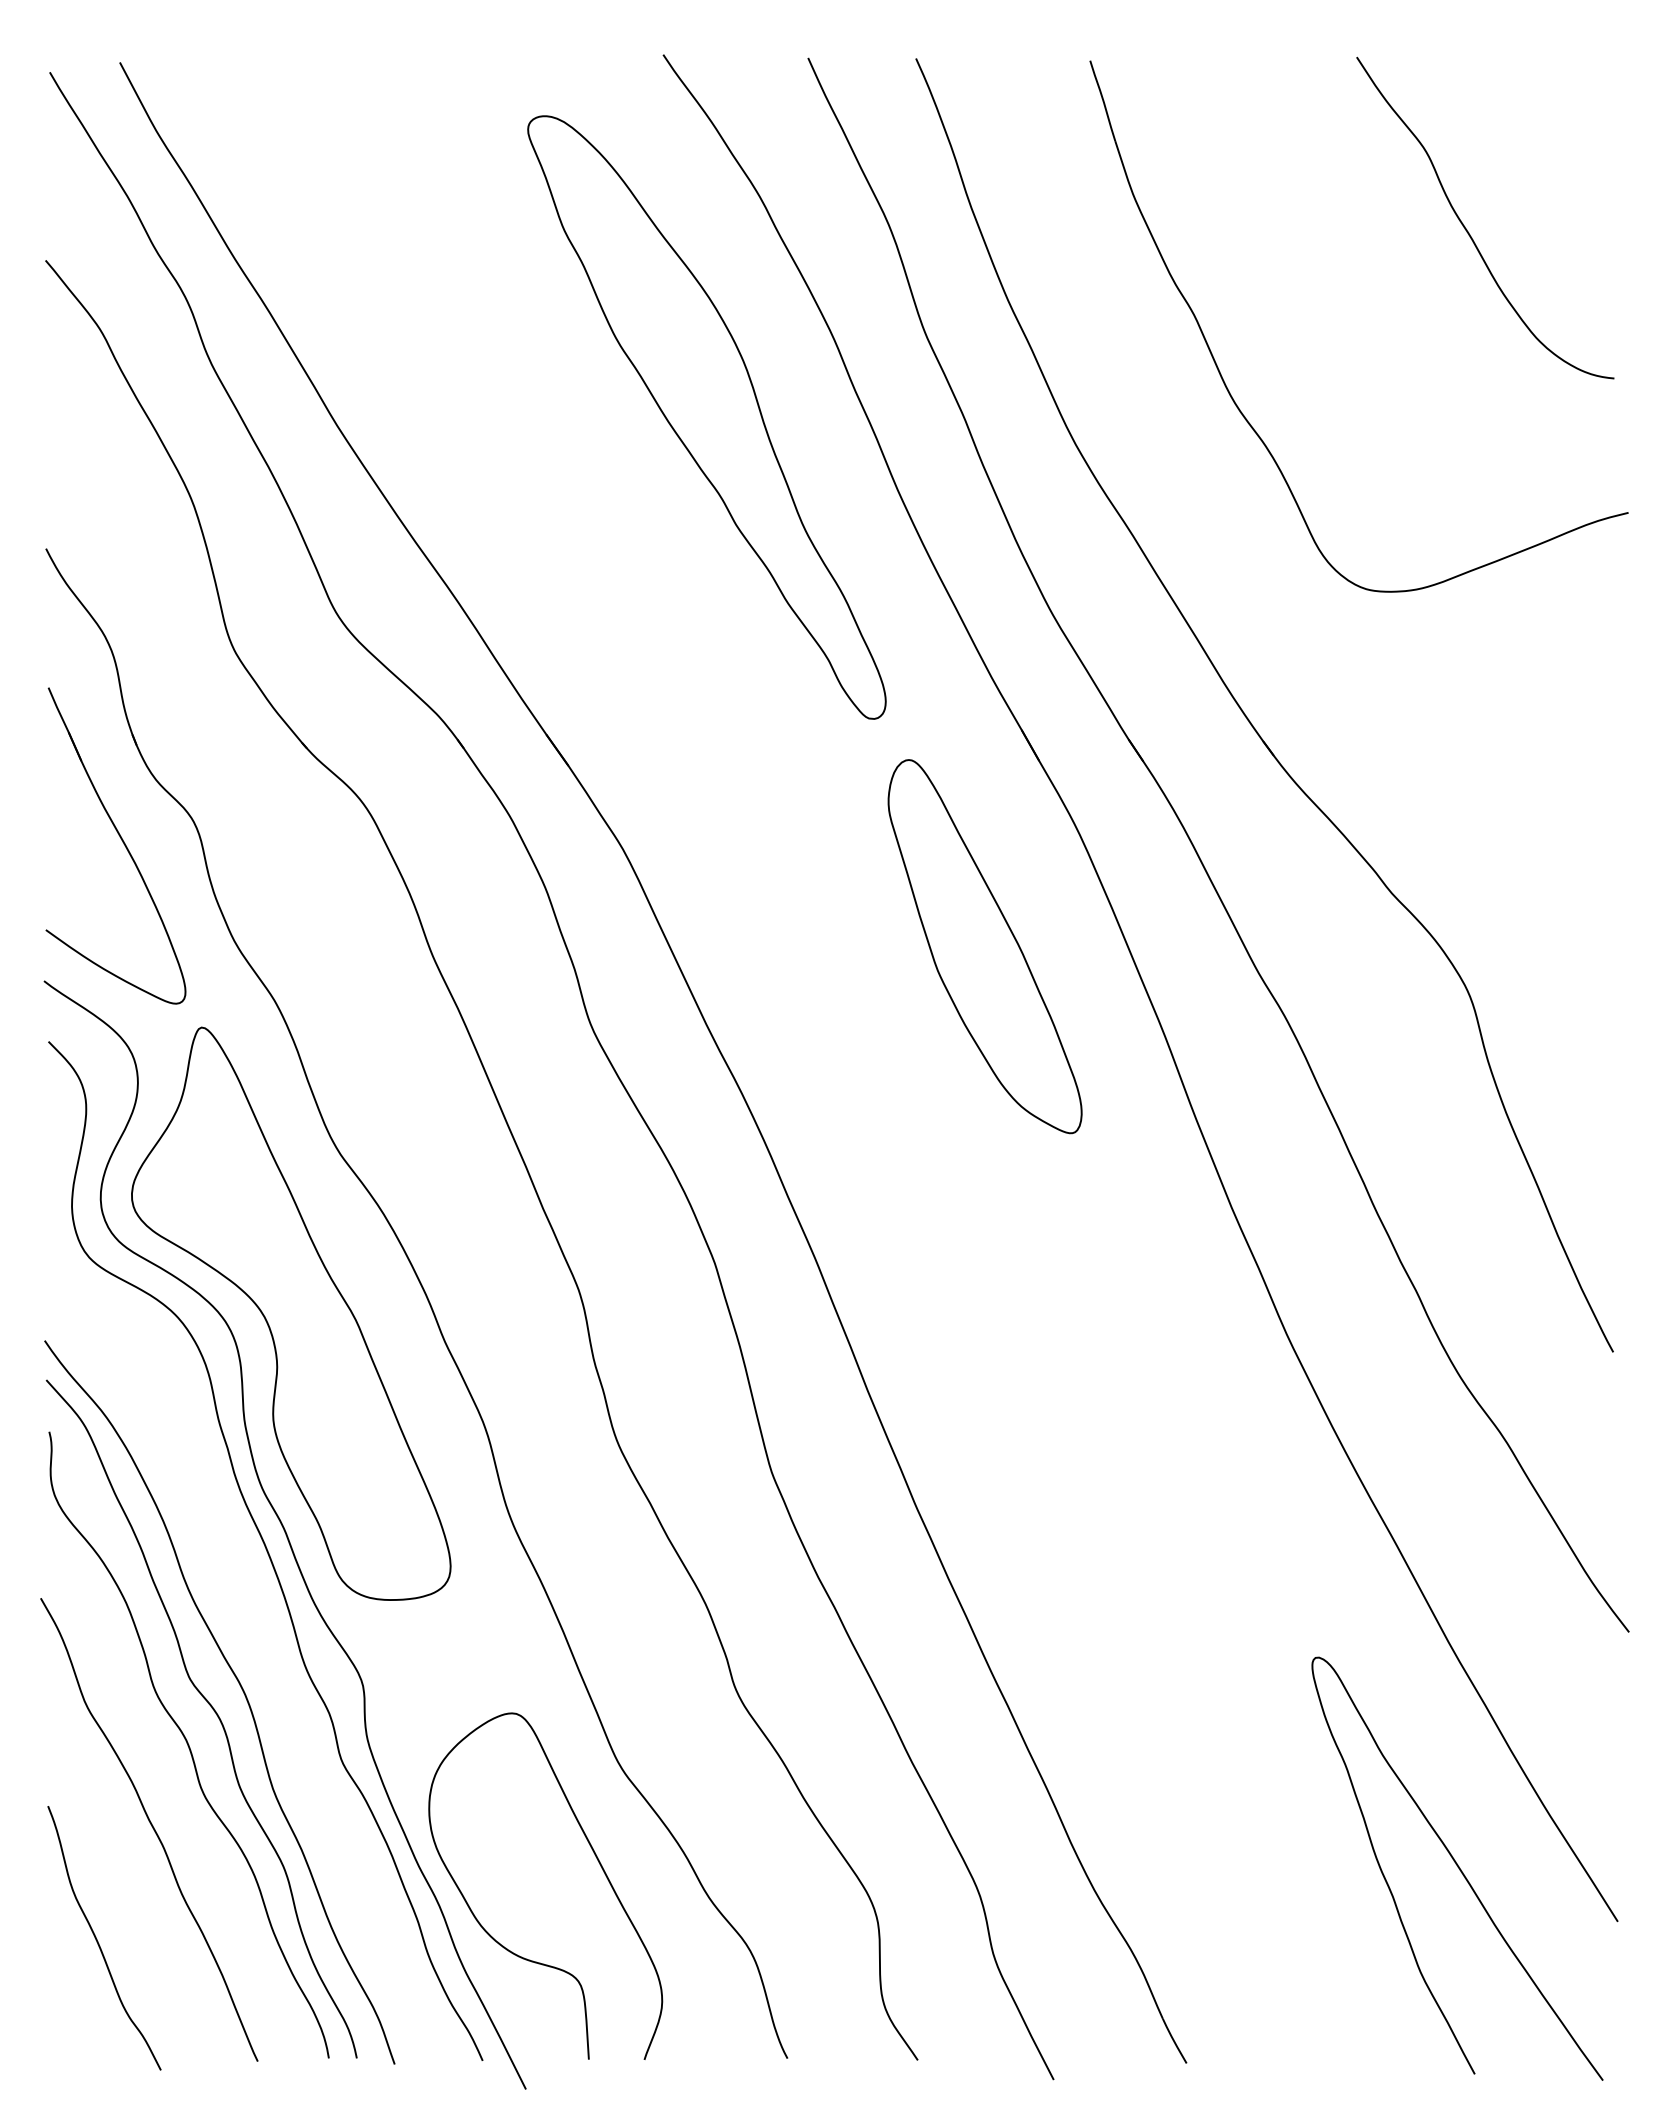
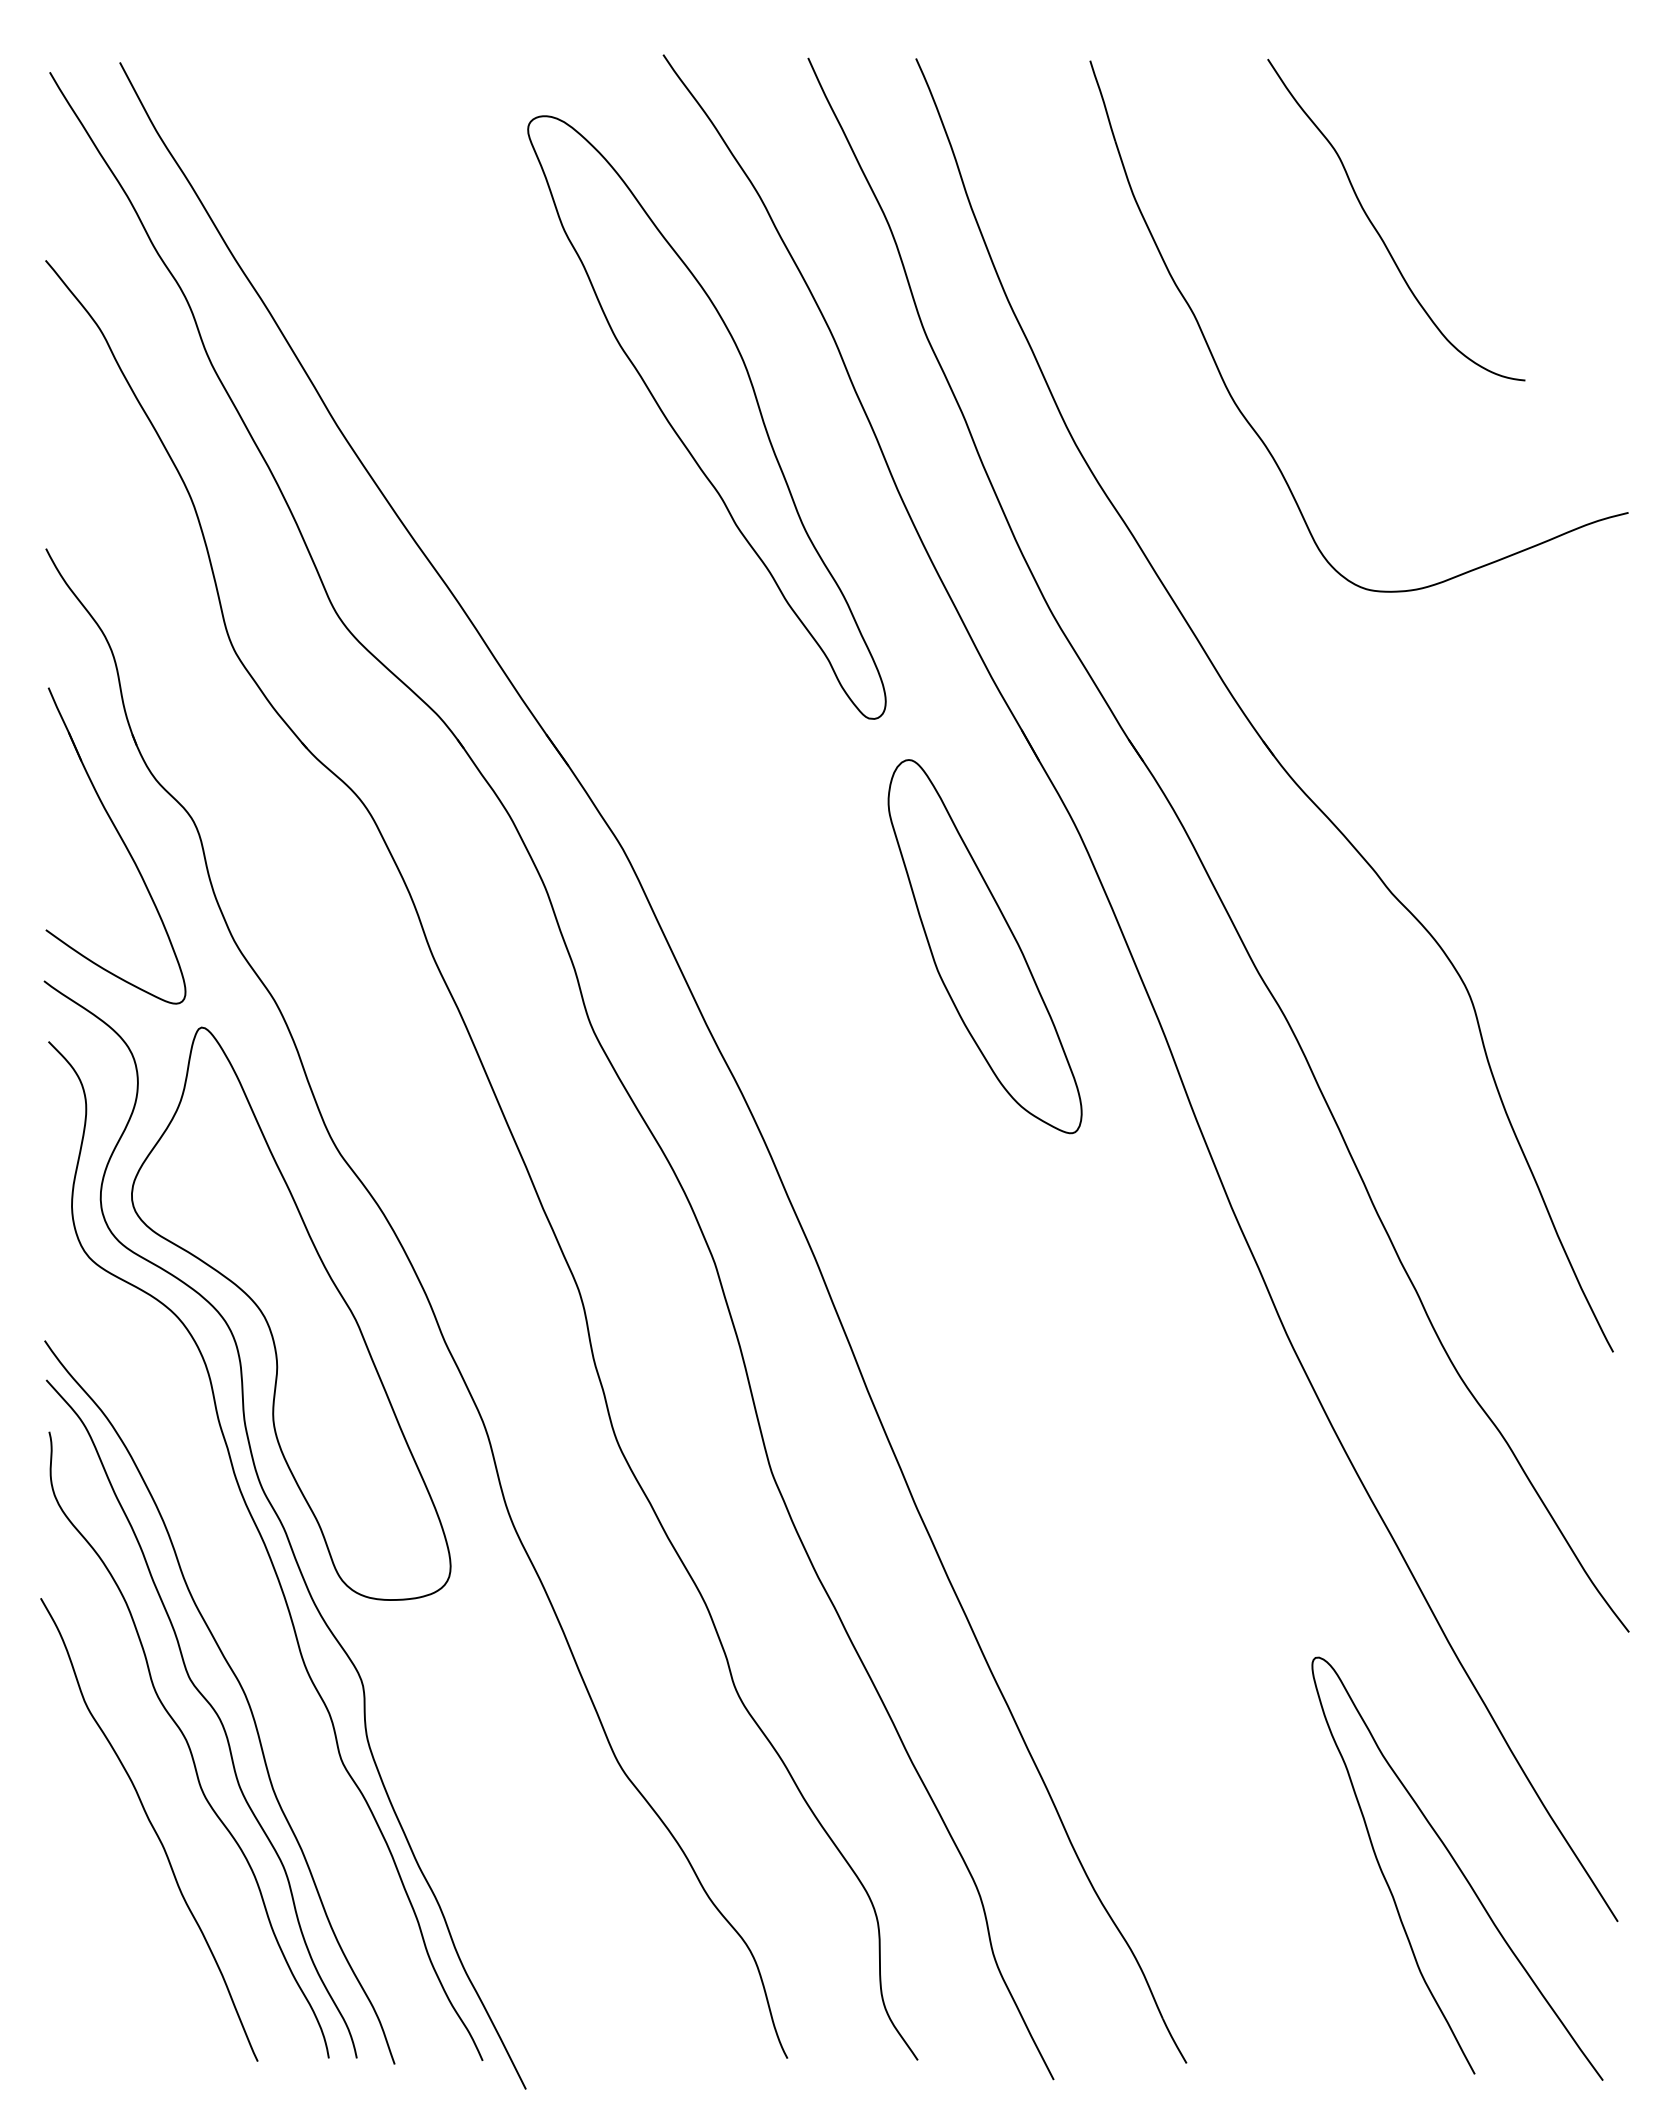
curve position: (1467, 229) -> (1378, 231) (1378, 231)
curve: present -> none (593, 1853)
curve: present -> none (98, 1941)
